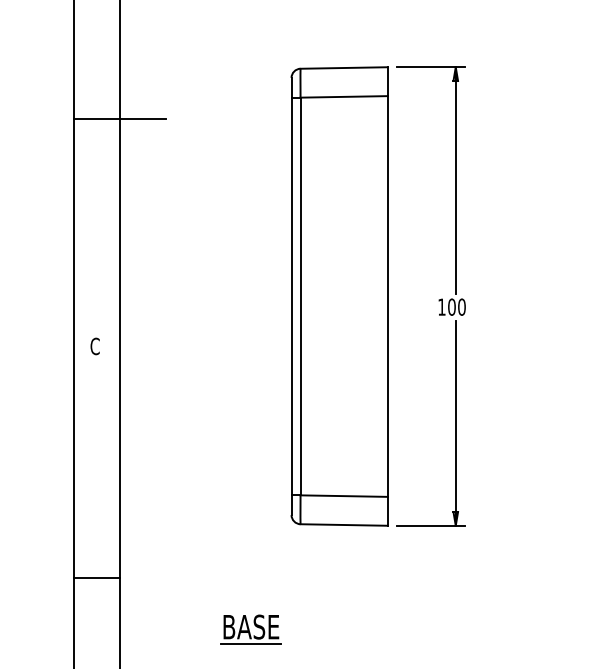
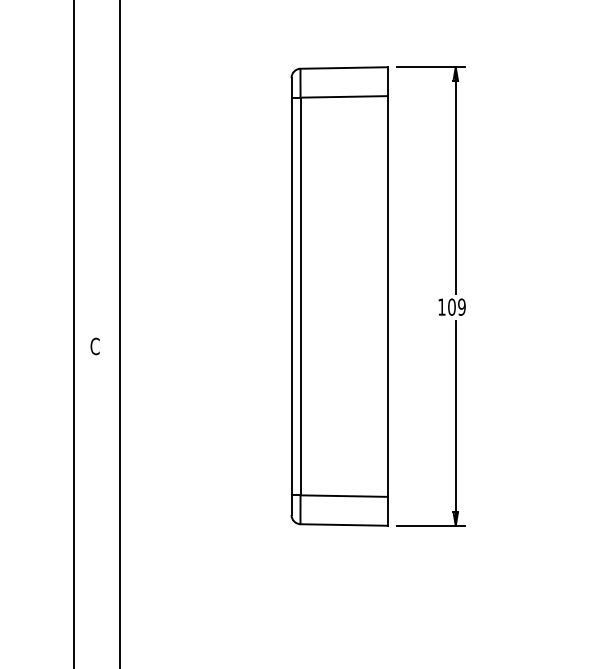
line: present -> none (120, 119)
text: 100 -> 109 (461, 306)
line: present -> none (97, 577)
part: present -> none (250, 629)
